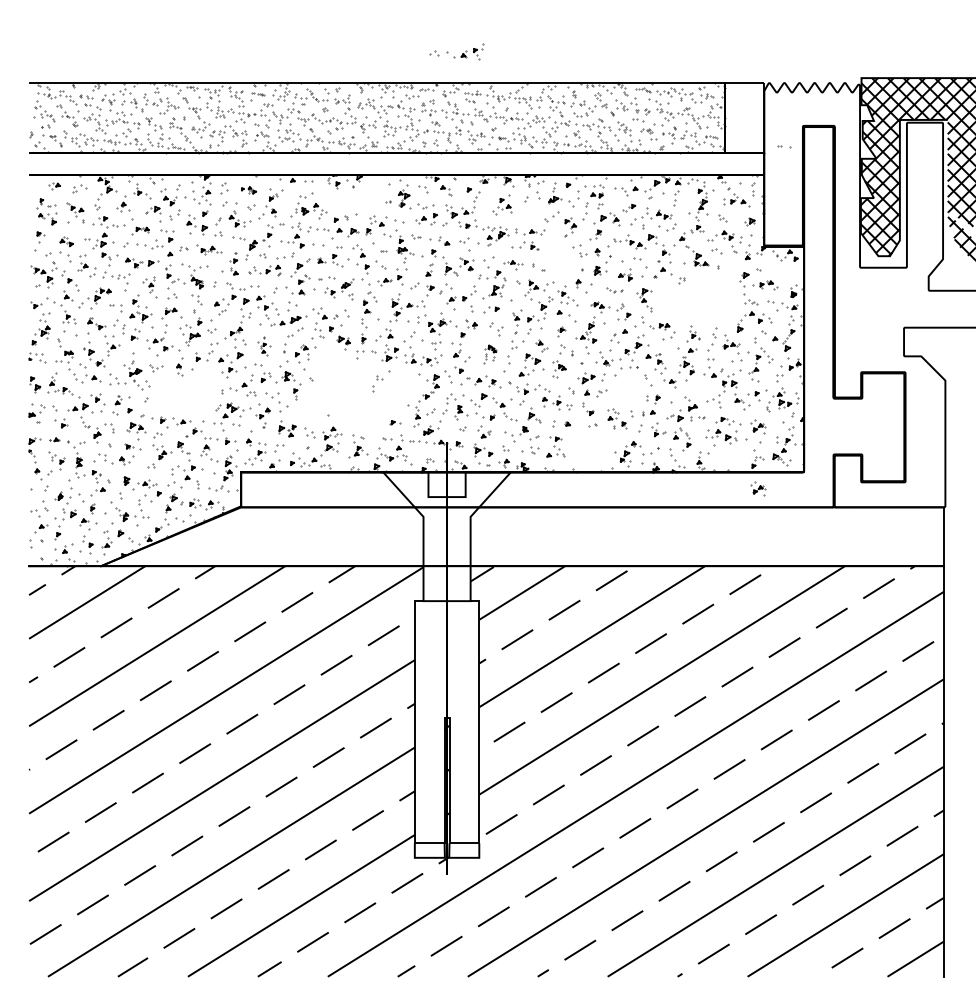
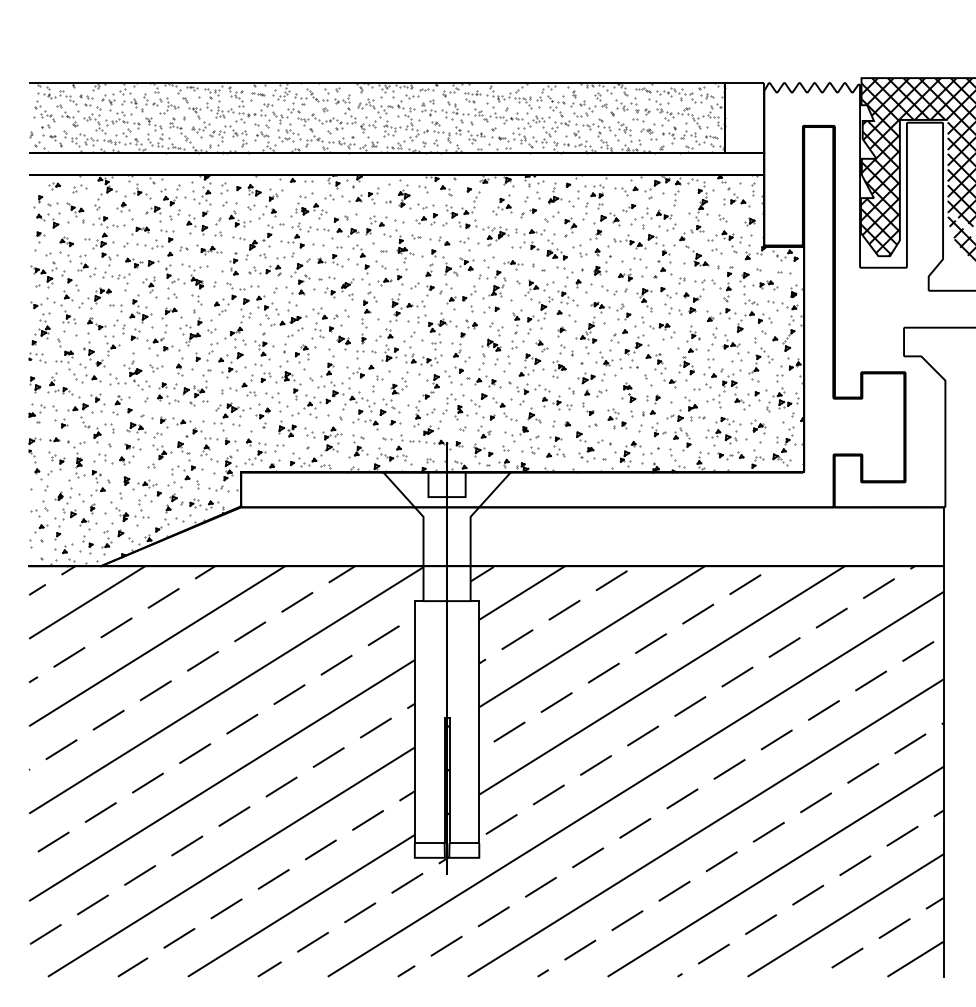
part position: (456, 51) -> (351, 195) (351, 195)
part position: (784, 146) -> (784, 272) (784, 272)
part size: 17x9 px -> 26x13 px (248, 190)
part size: 22x28 px -> 28x34 px (46, 211)
part: none -> present (528, 213)
part: none -> present (559, 255)
part size: 18x7 px -> 27x11 px (614, 290)
part: none -> present (698, 293)
part size: 15x21 px -> 21x29 px (264, 346)
part size: 15x21 px -> 24x33 px (489, 354)
part: none -> present (702, 386)
part: none -> present (184, 387)
part: none -> present (349, 389)
part: none -> present (628, 392)
part: none -> present (593, 446)
part: none -> present (730, 455)
part: present -> none (758, 488)
